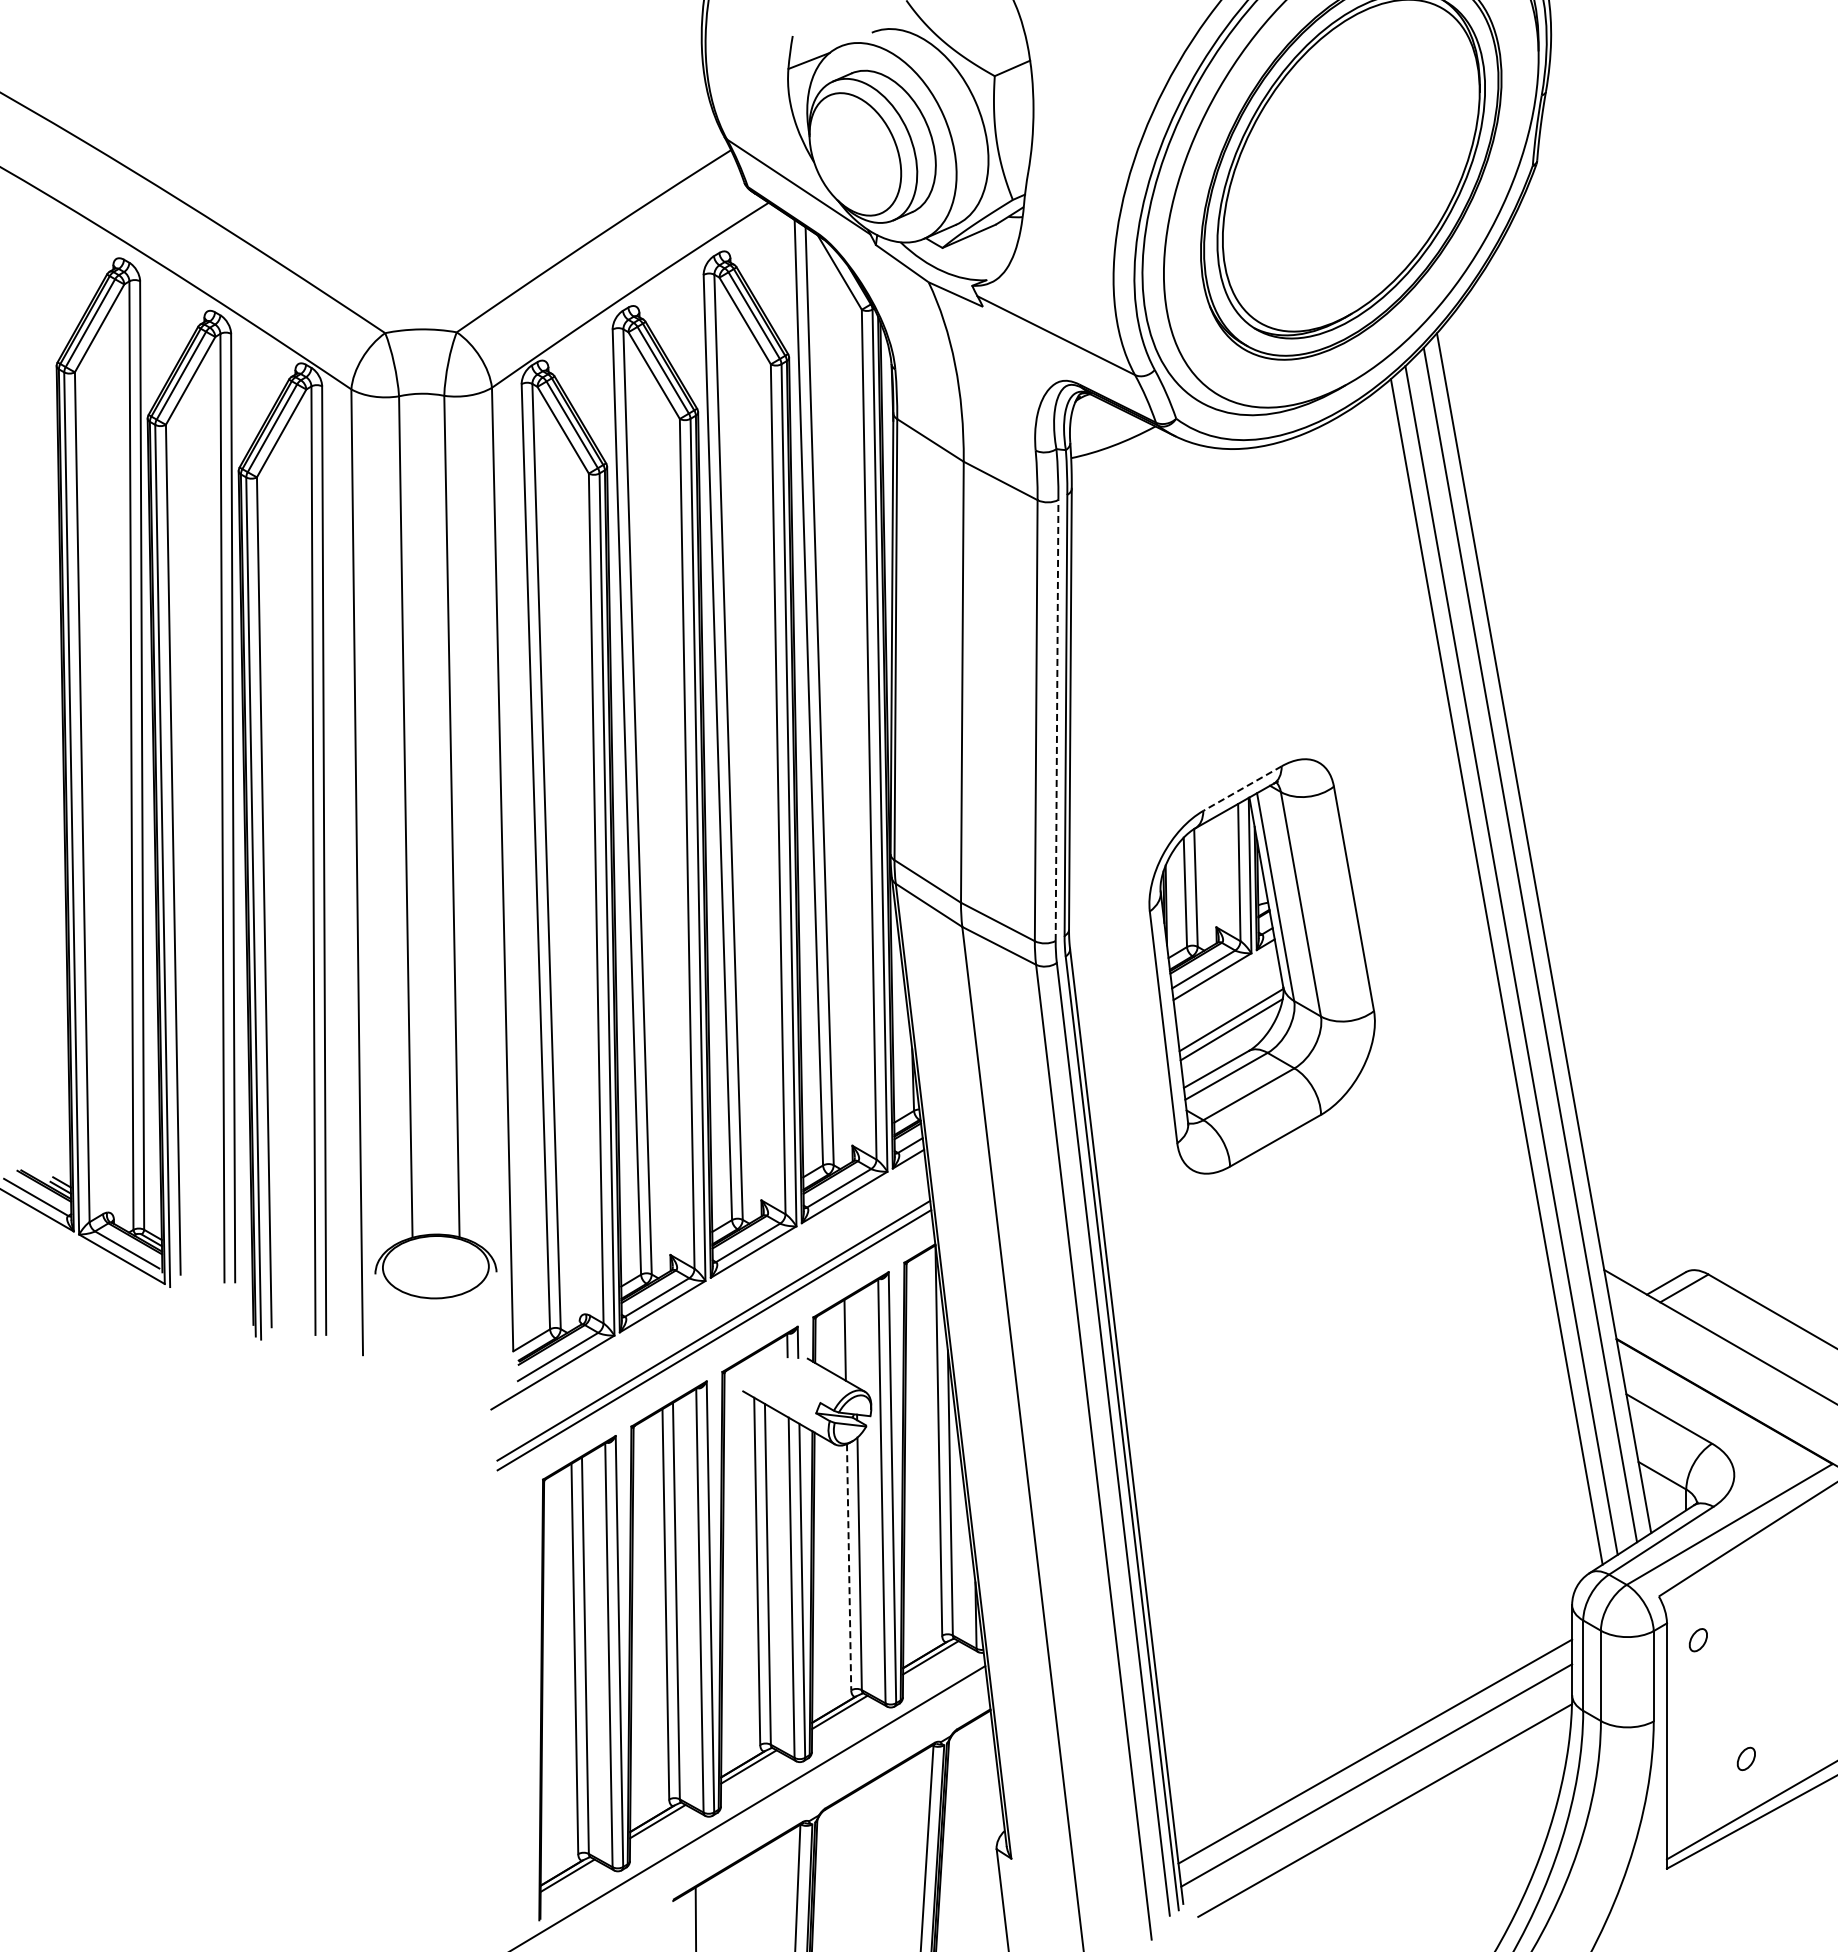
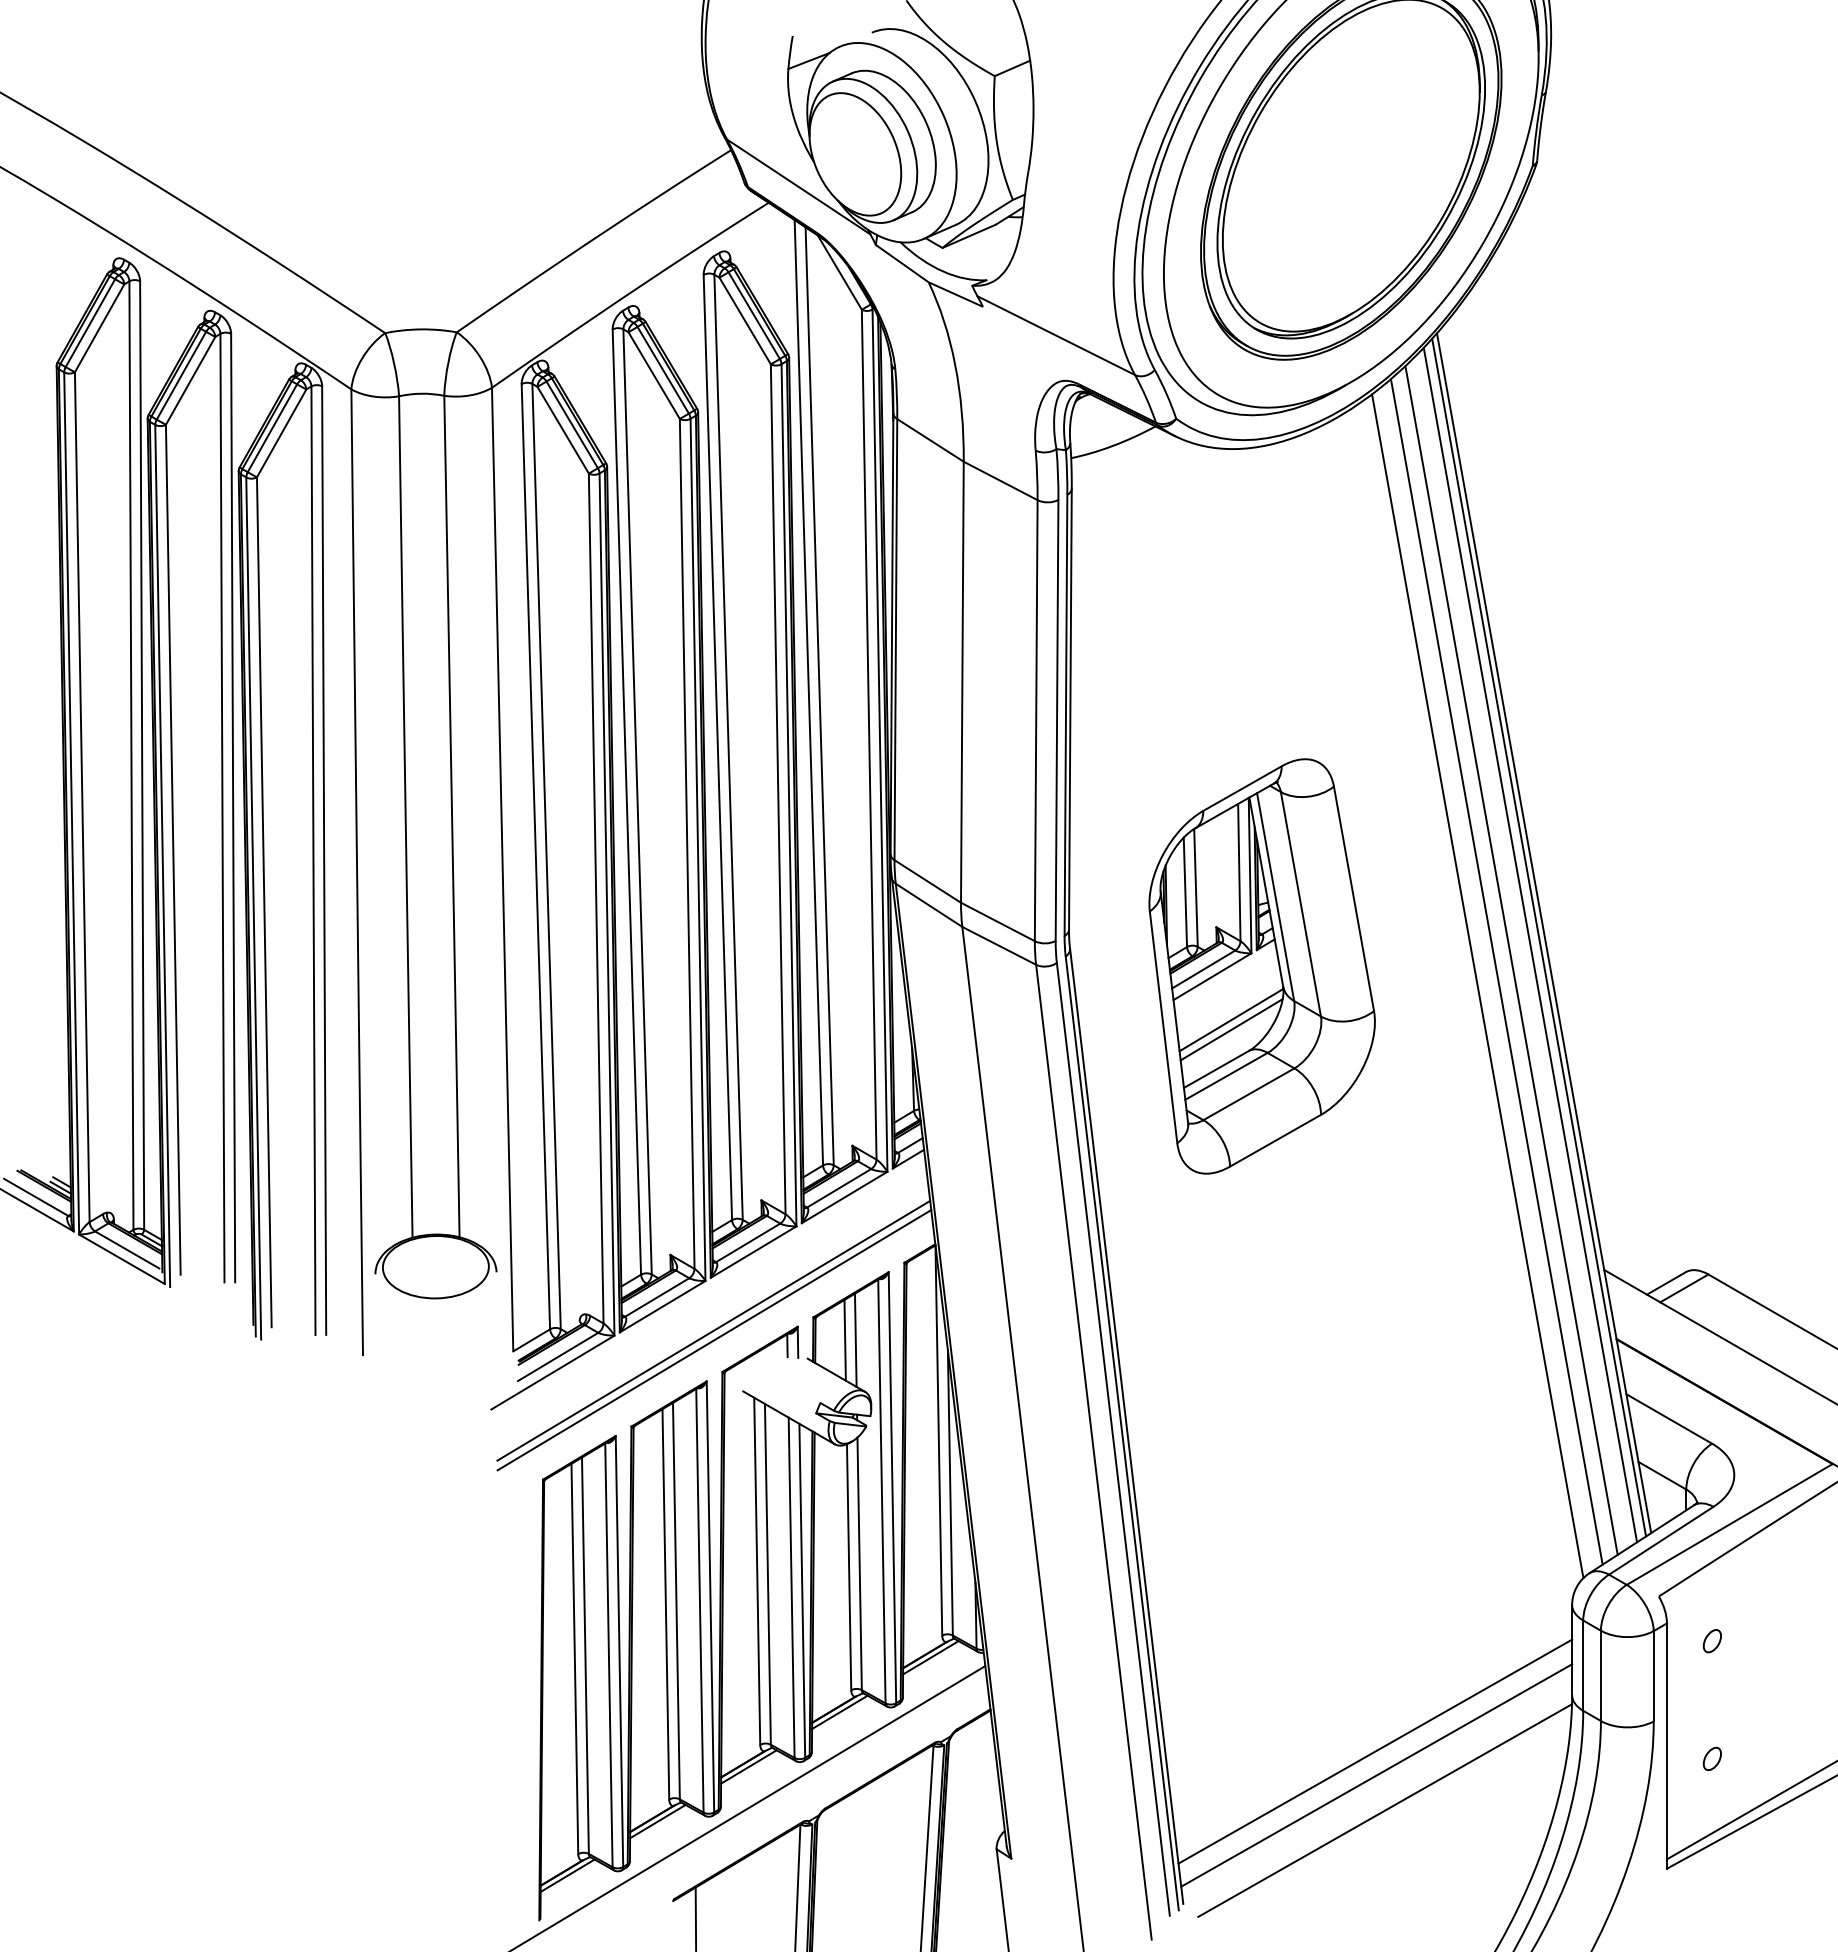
line: dashed -> solid (1057, 720)
line: dashed -> solid (1242, 788)
line: none -> present (1539, 937)
line: none -> present (1477, 986)
line: none -> present (855, 1339)
line: dashed -> solid (849, 1567)
part position: (1697, 1640) -> (1711, 1641) (1711, 1641)
part position: (1745, 1758) -> (1711, 1758) (1711, 1758)
